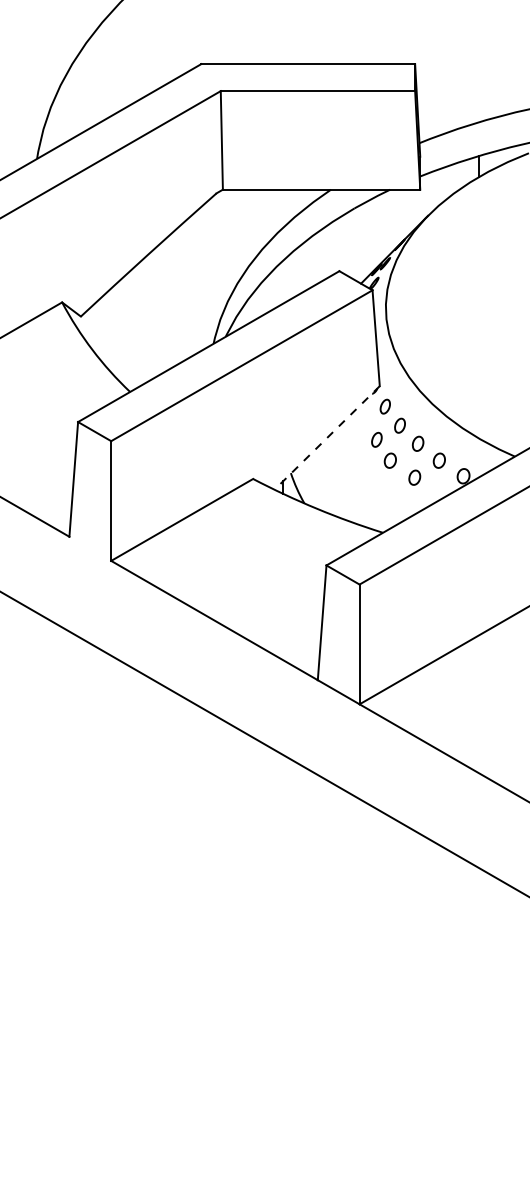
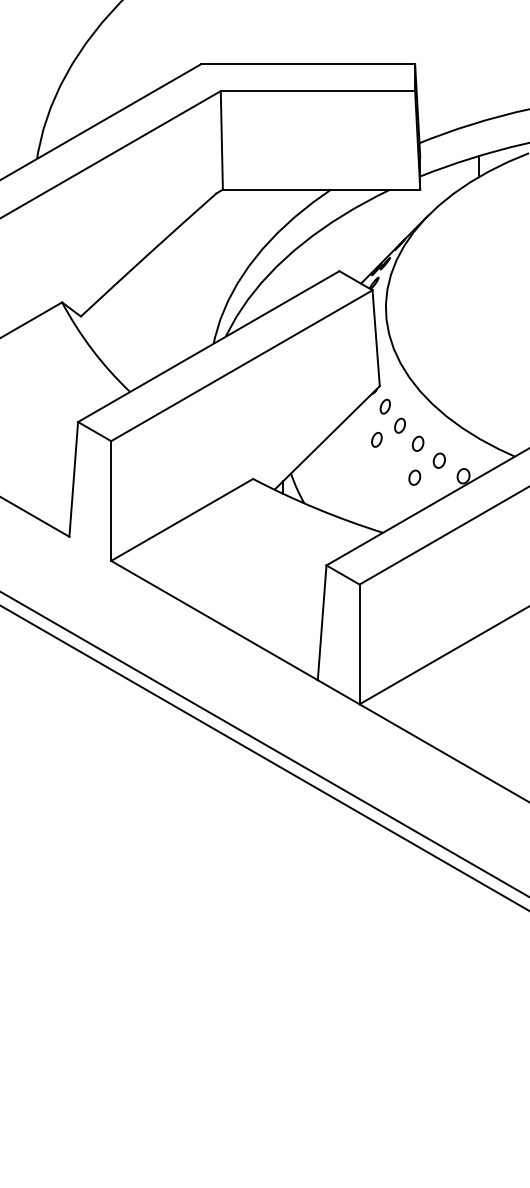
line: dashed -> solid (327, 437)
part: present -> none (389, 460)
line: none -> present (264, 757)
